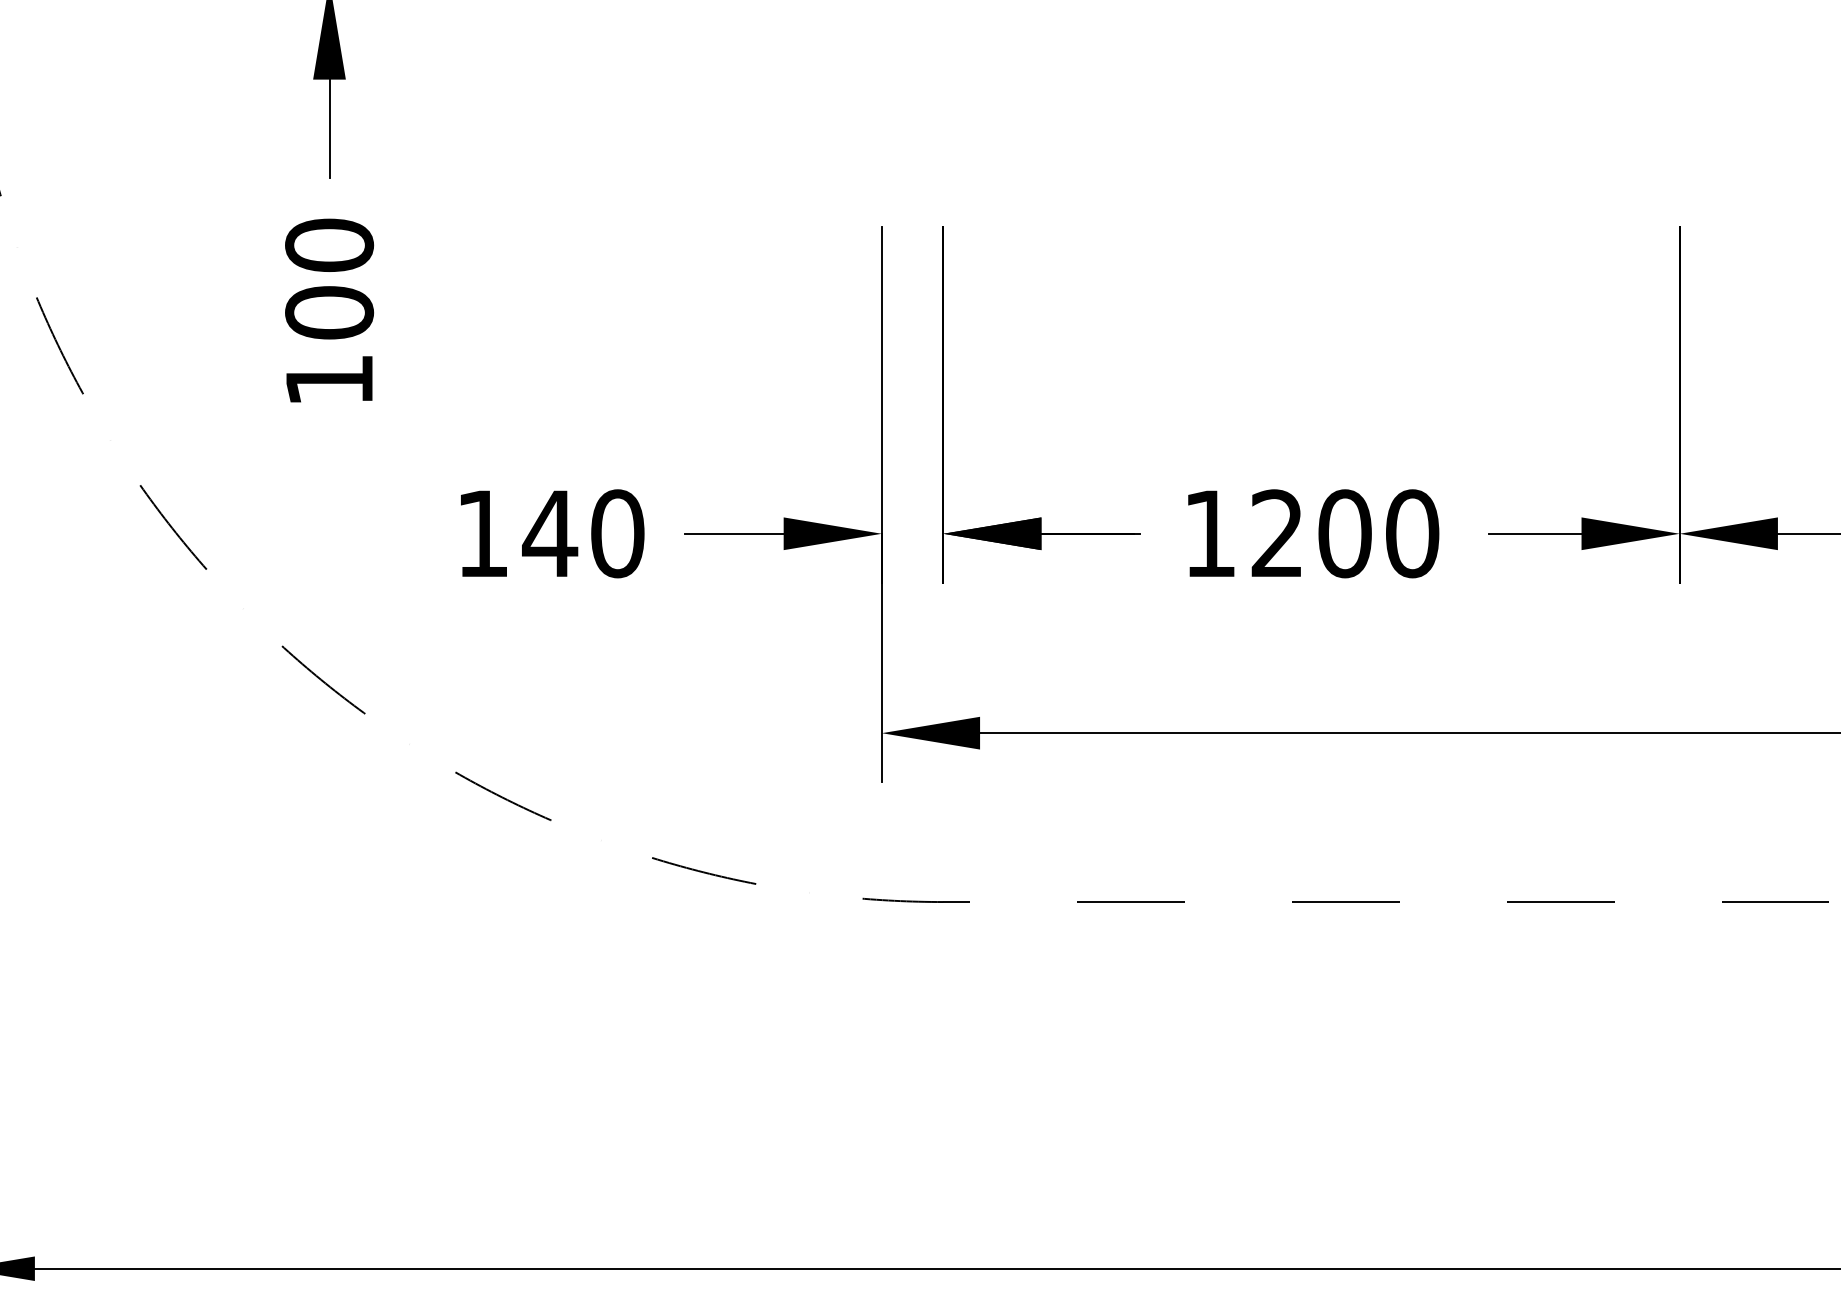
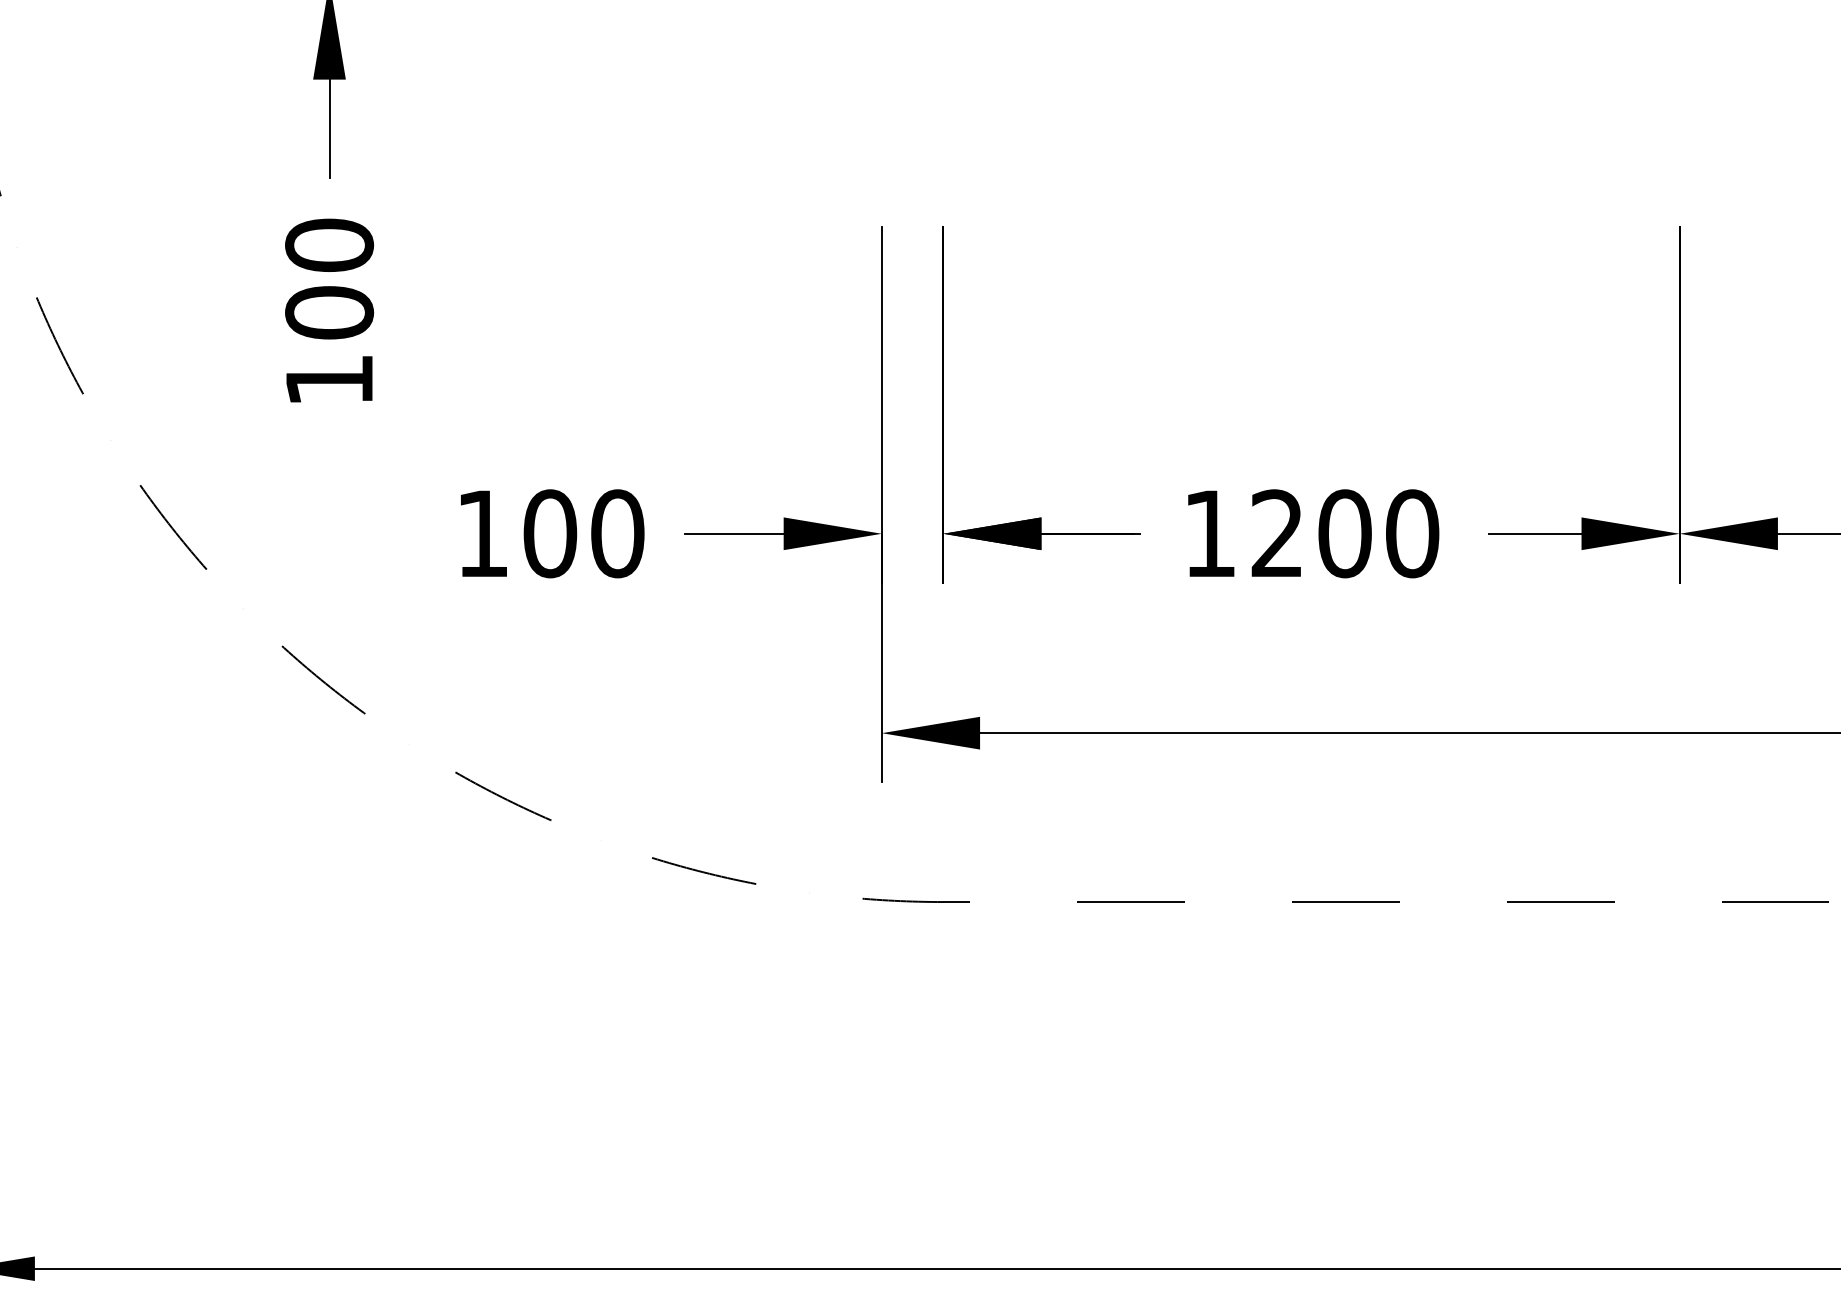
text: 140 -> 100 (550, 533)
